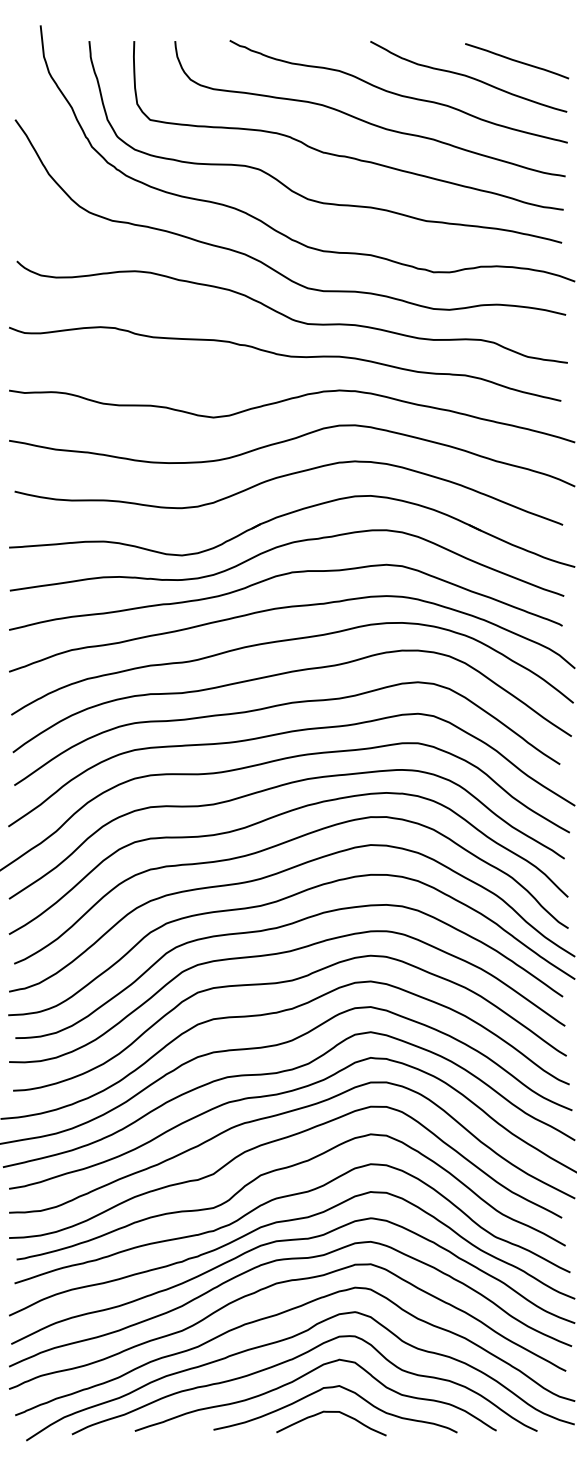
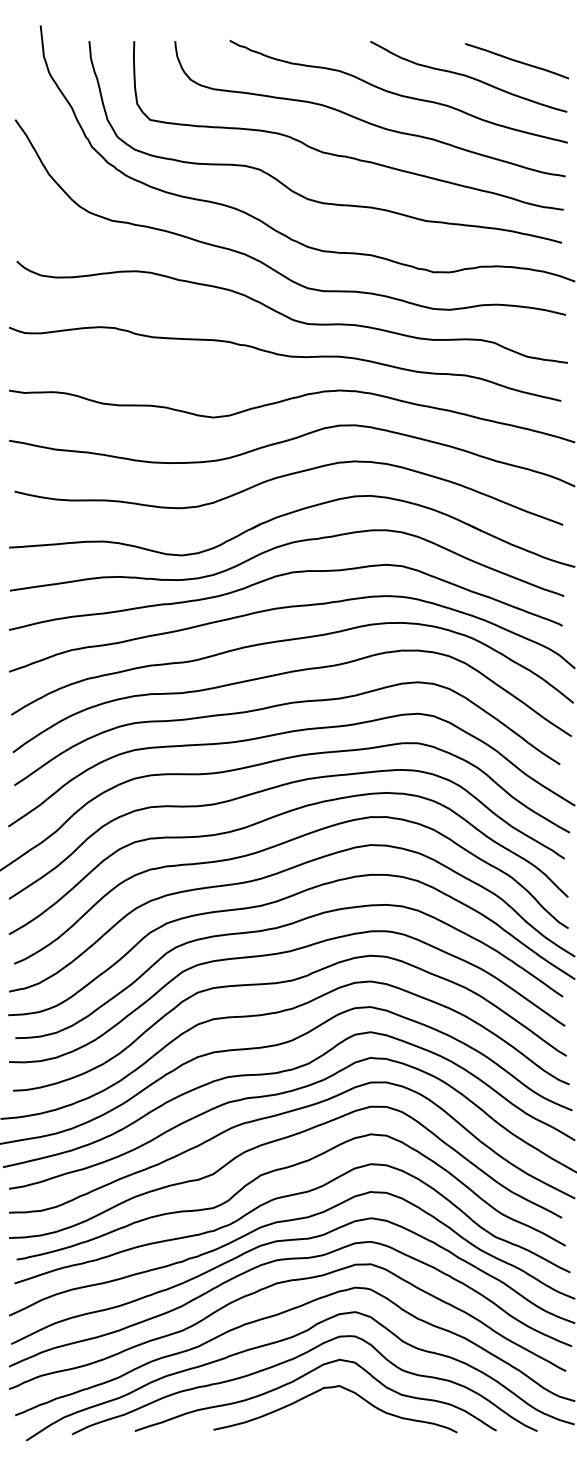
curve: present -> none (331, 1412)
